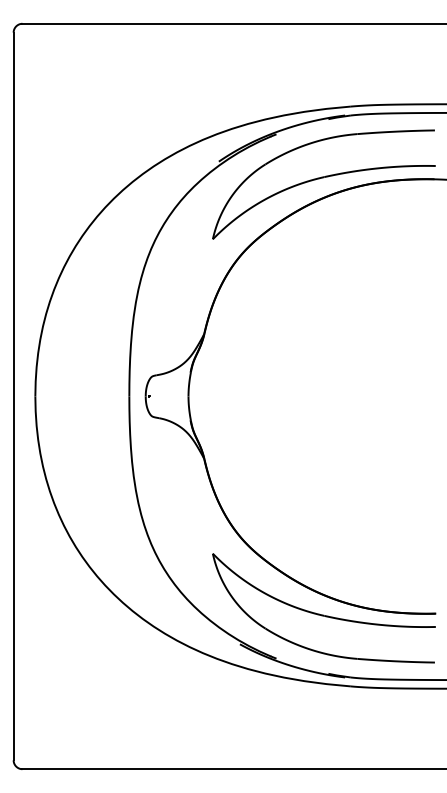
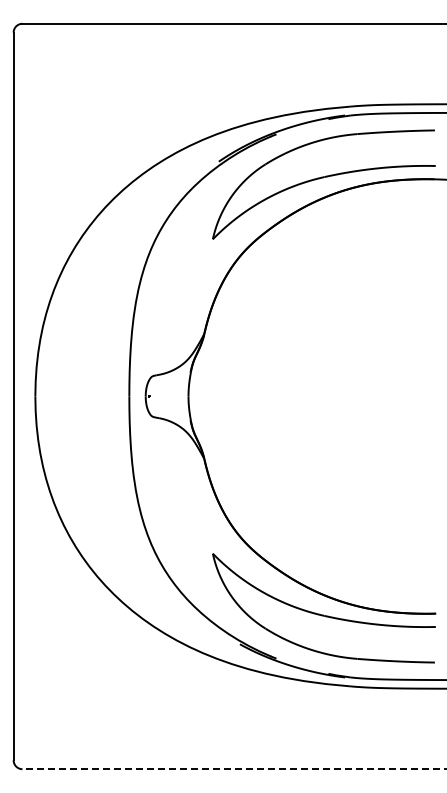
line: solid -> dashed (234, 769)
